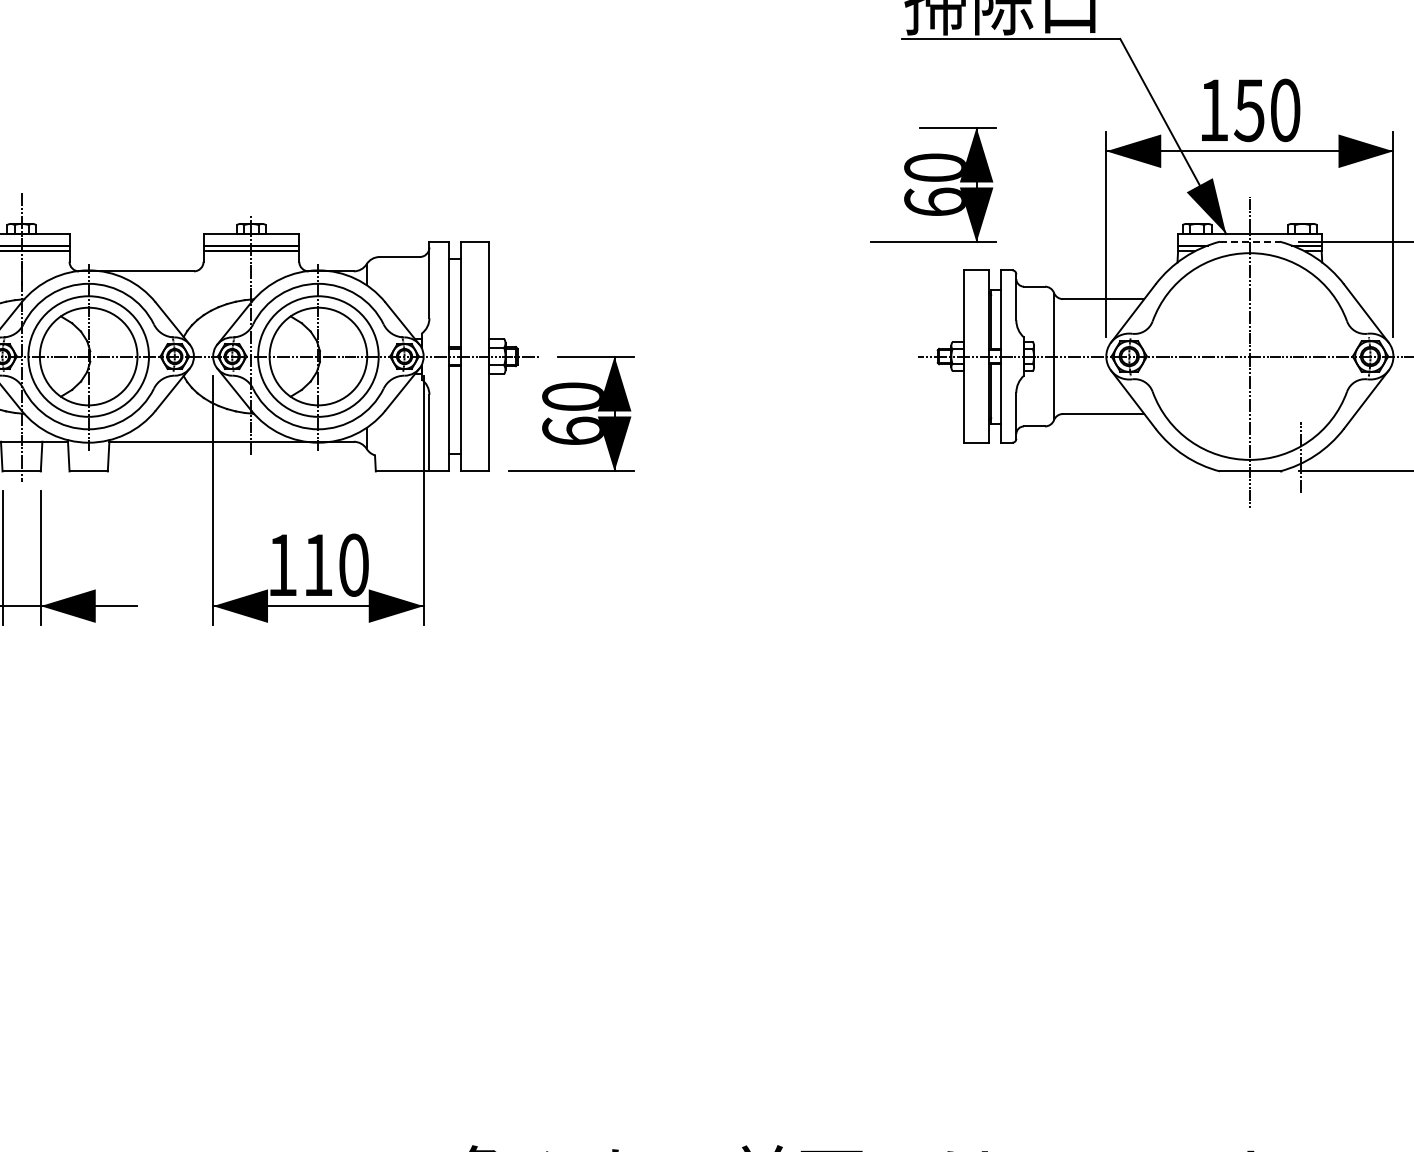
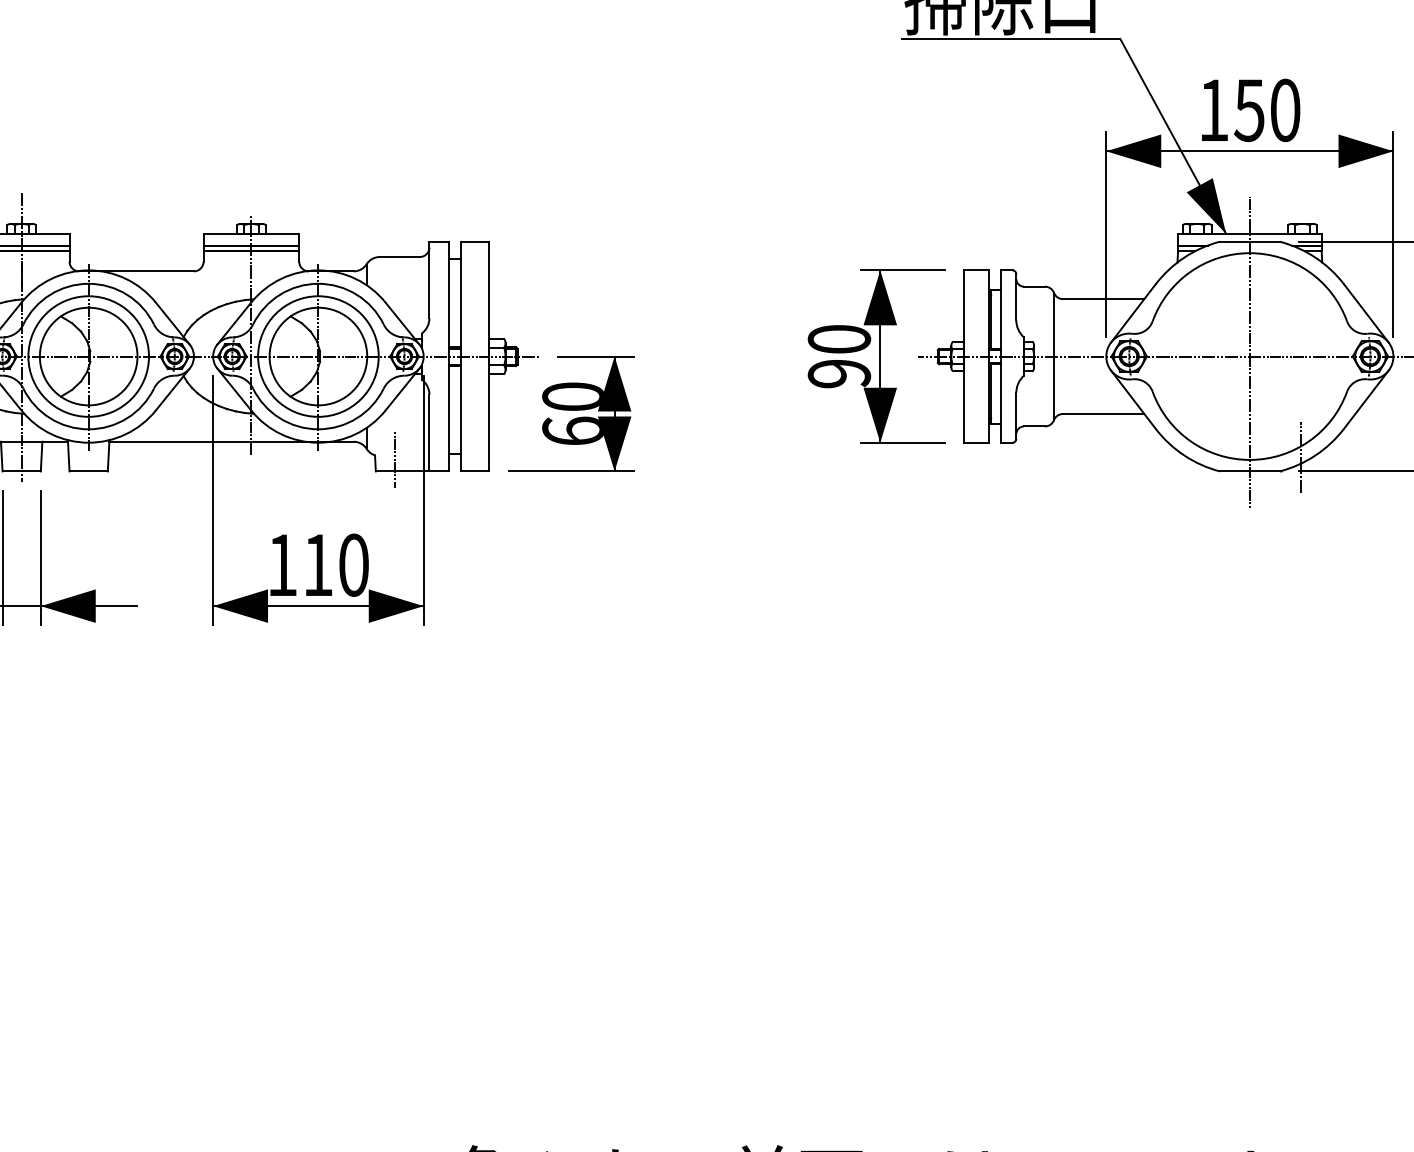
part: present -> none (933, 184)
line: dashed -> solid (1249, 241)
part: none -> present (876, 356)
line: none -> present (394, 459)
